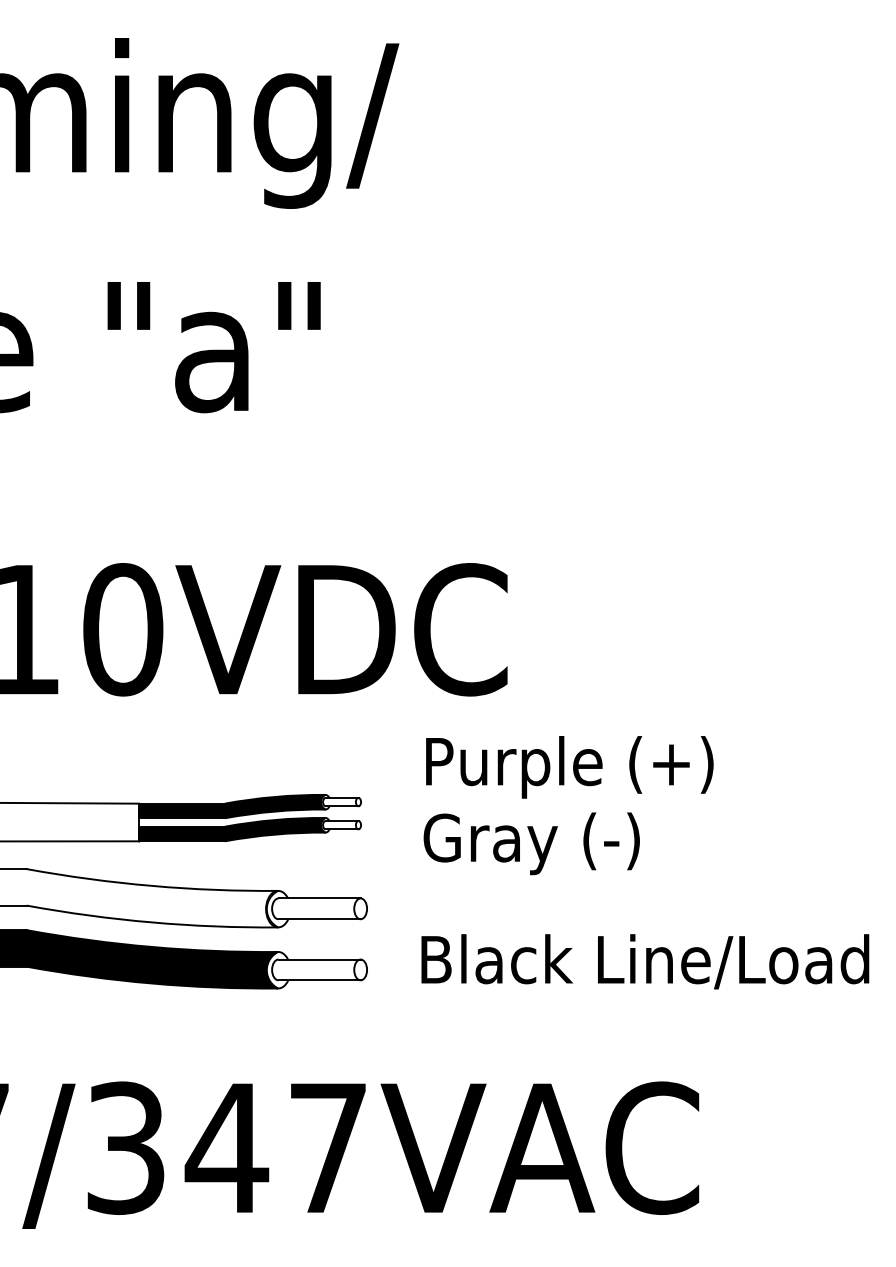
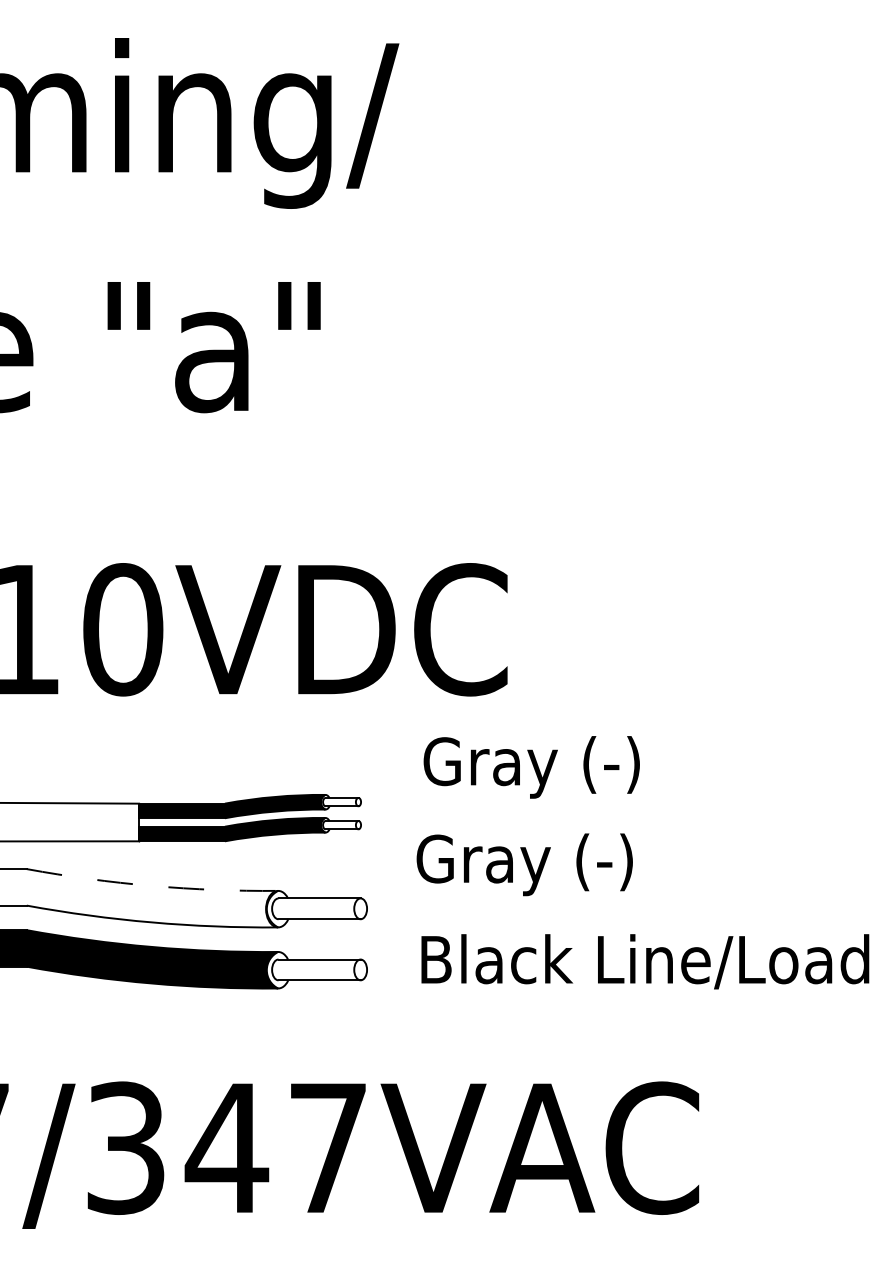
text: Purple (+) -> Gray (-) (568, 767)
text position: (531, 843) -> (524, 864) (524, 864)
arc: solid -> dashed (151, 885)
